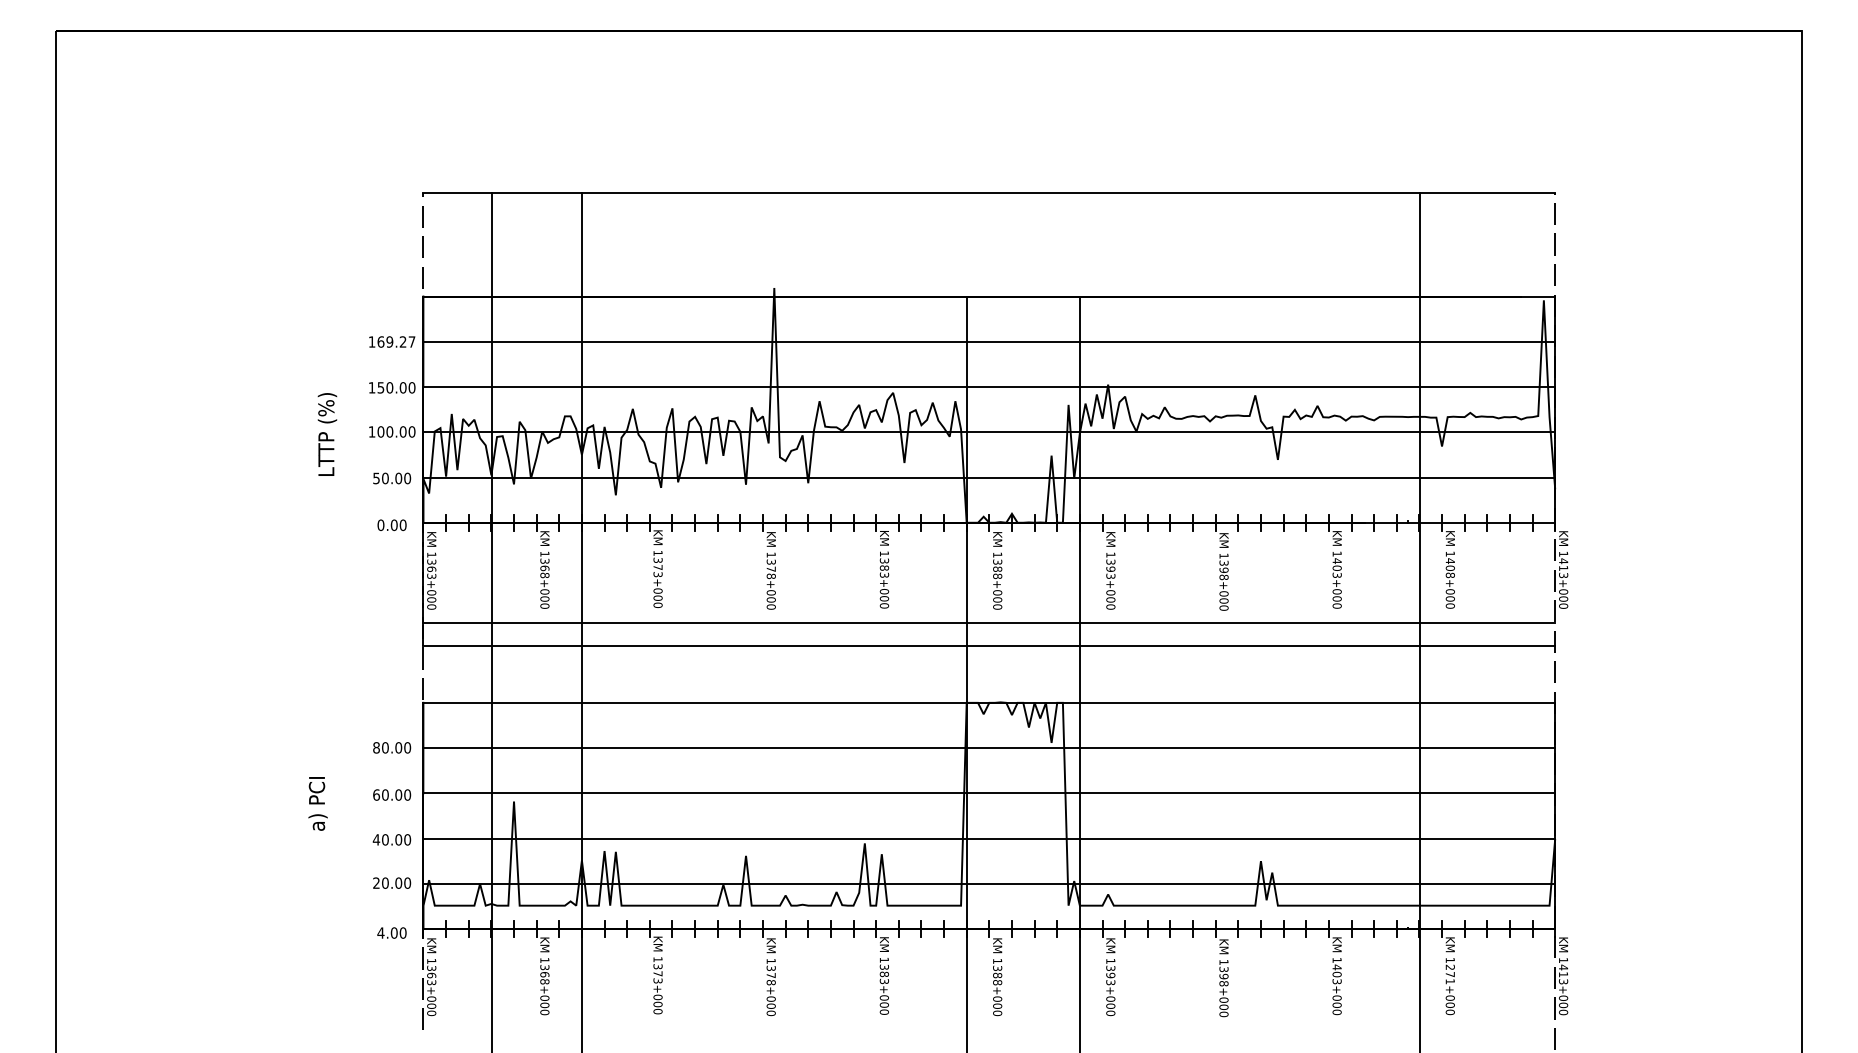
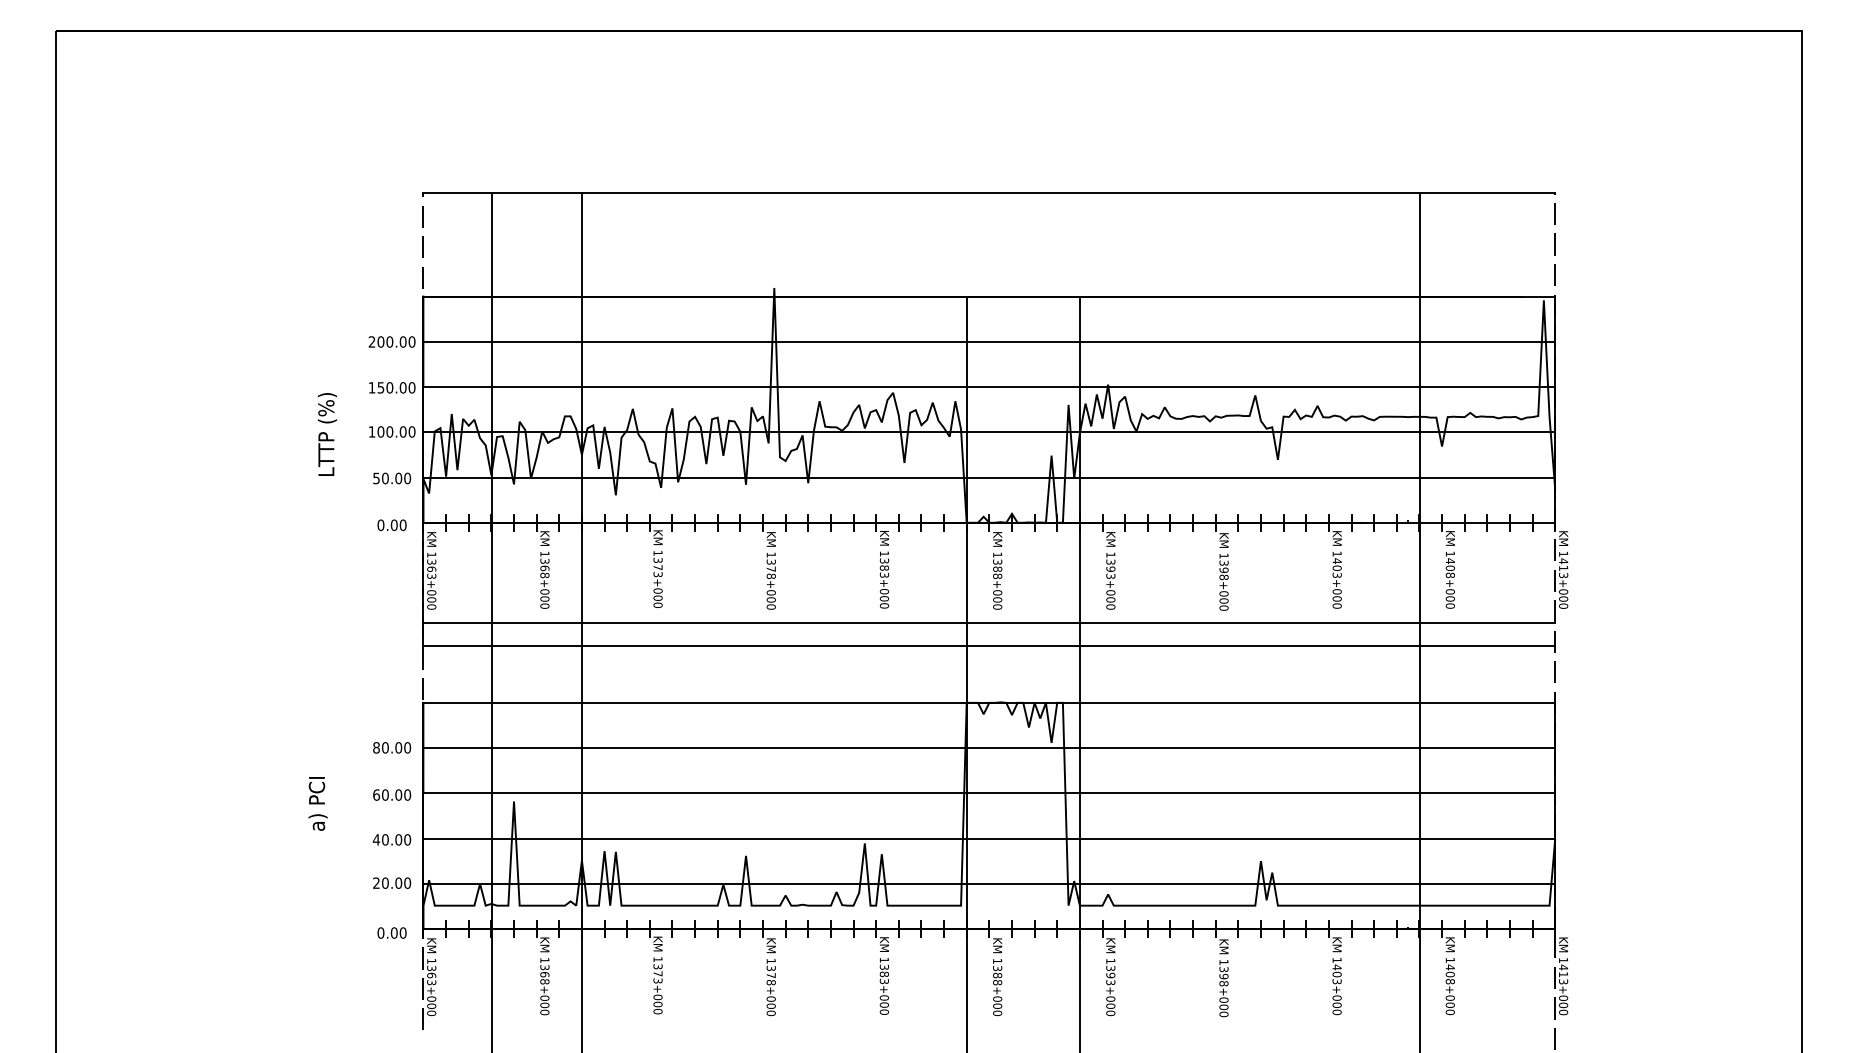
text: 169.27 -> 200.00 (391, 341)
text: 4.00 -> 0.00 (380, 932)
text: 1271+000 -> 1408+000 (1449, 974)
